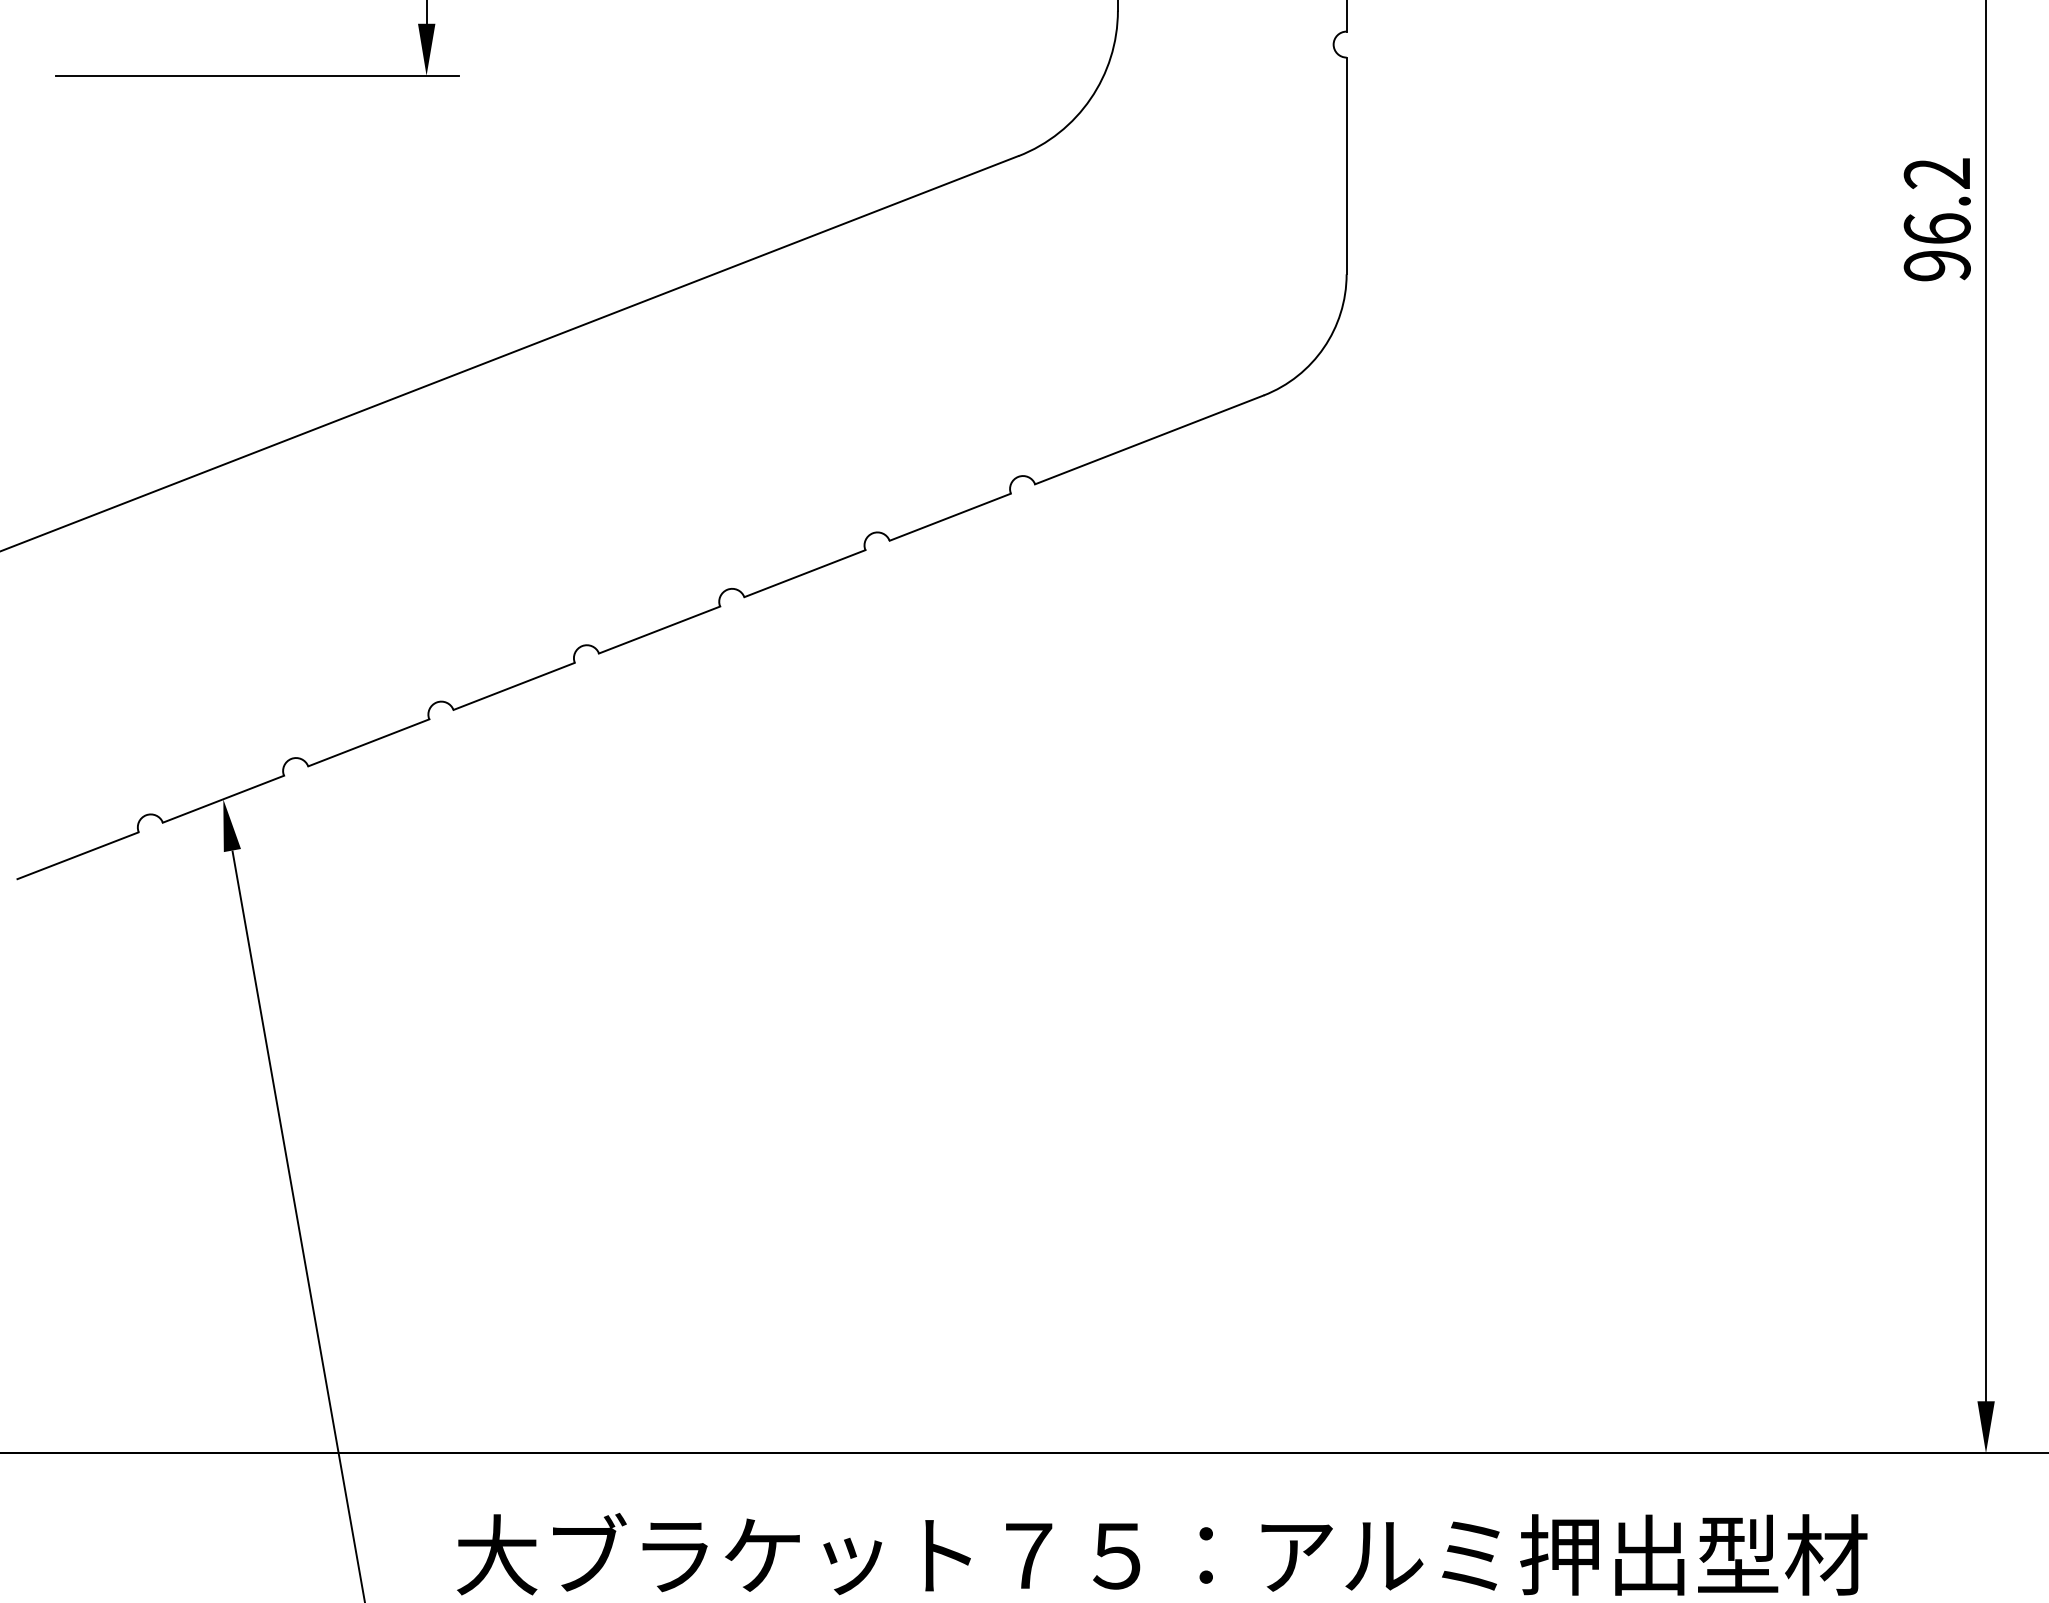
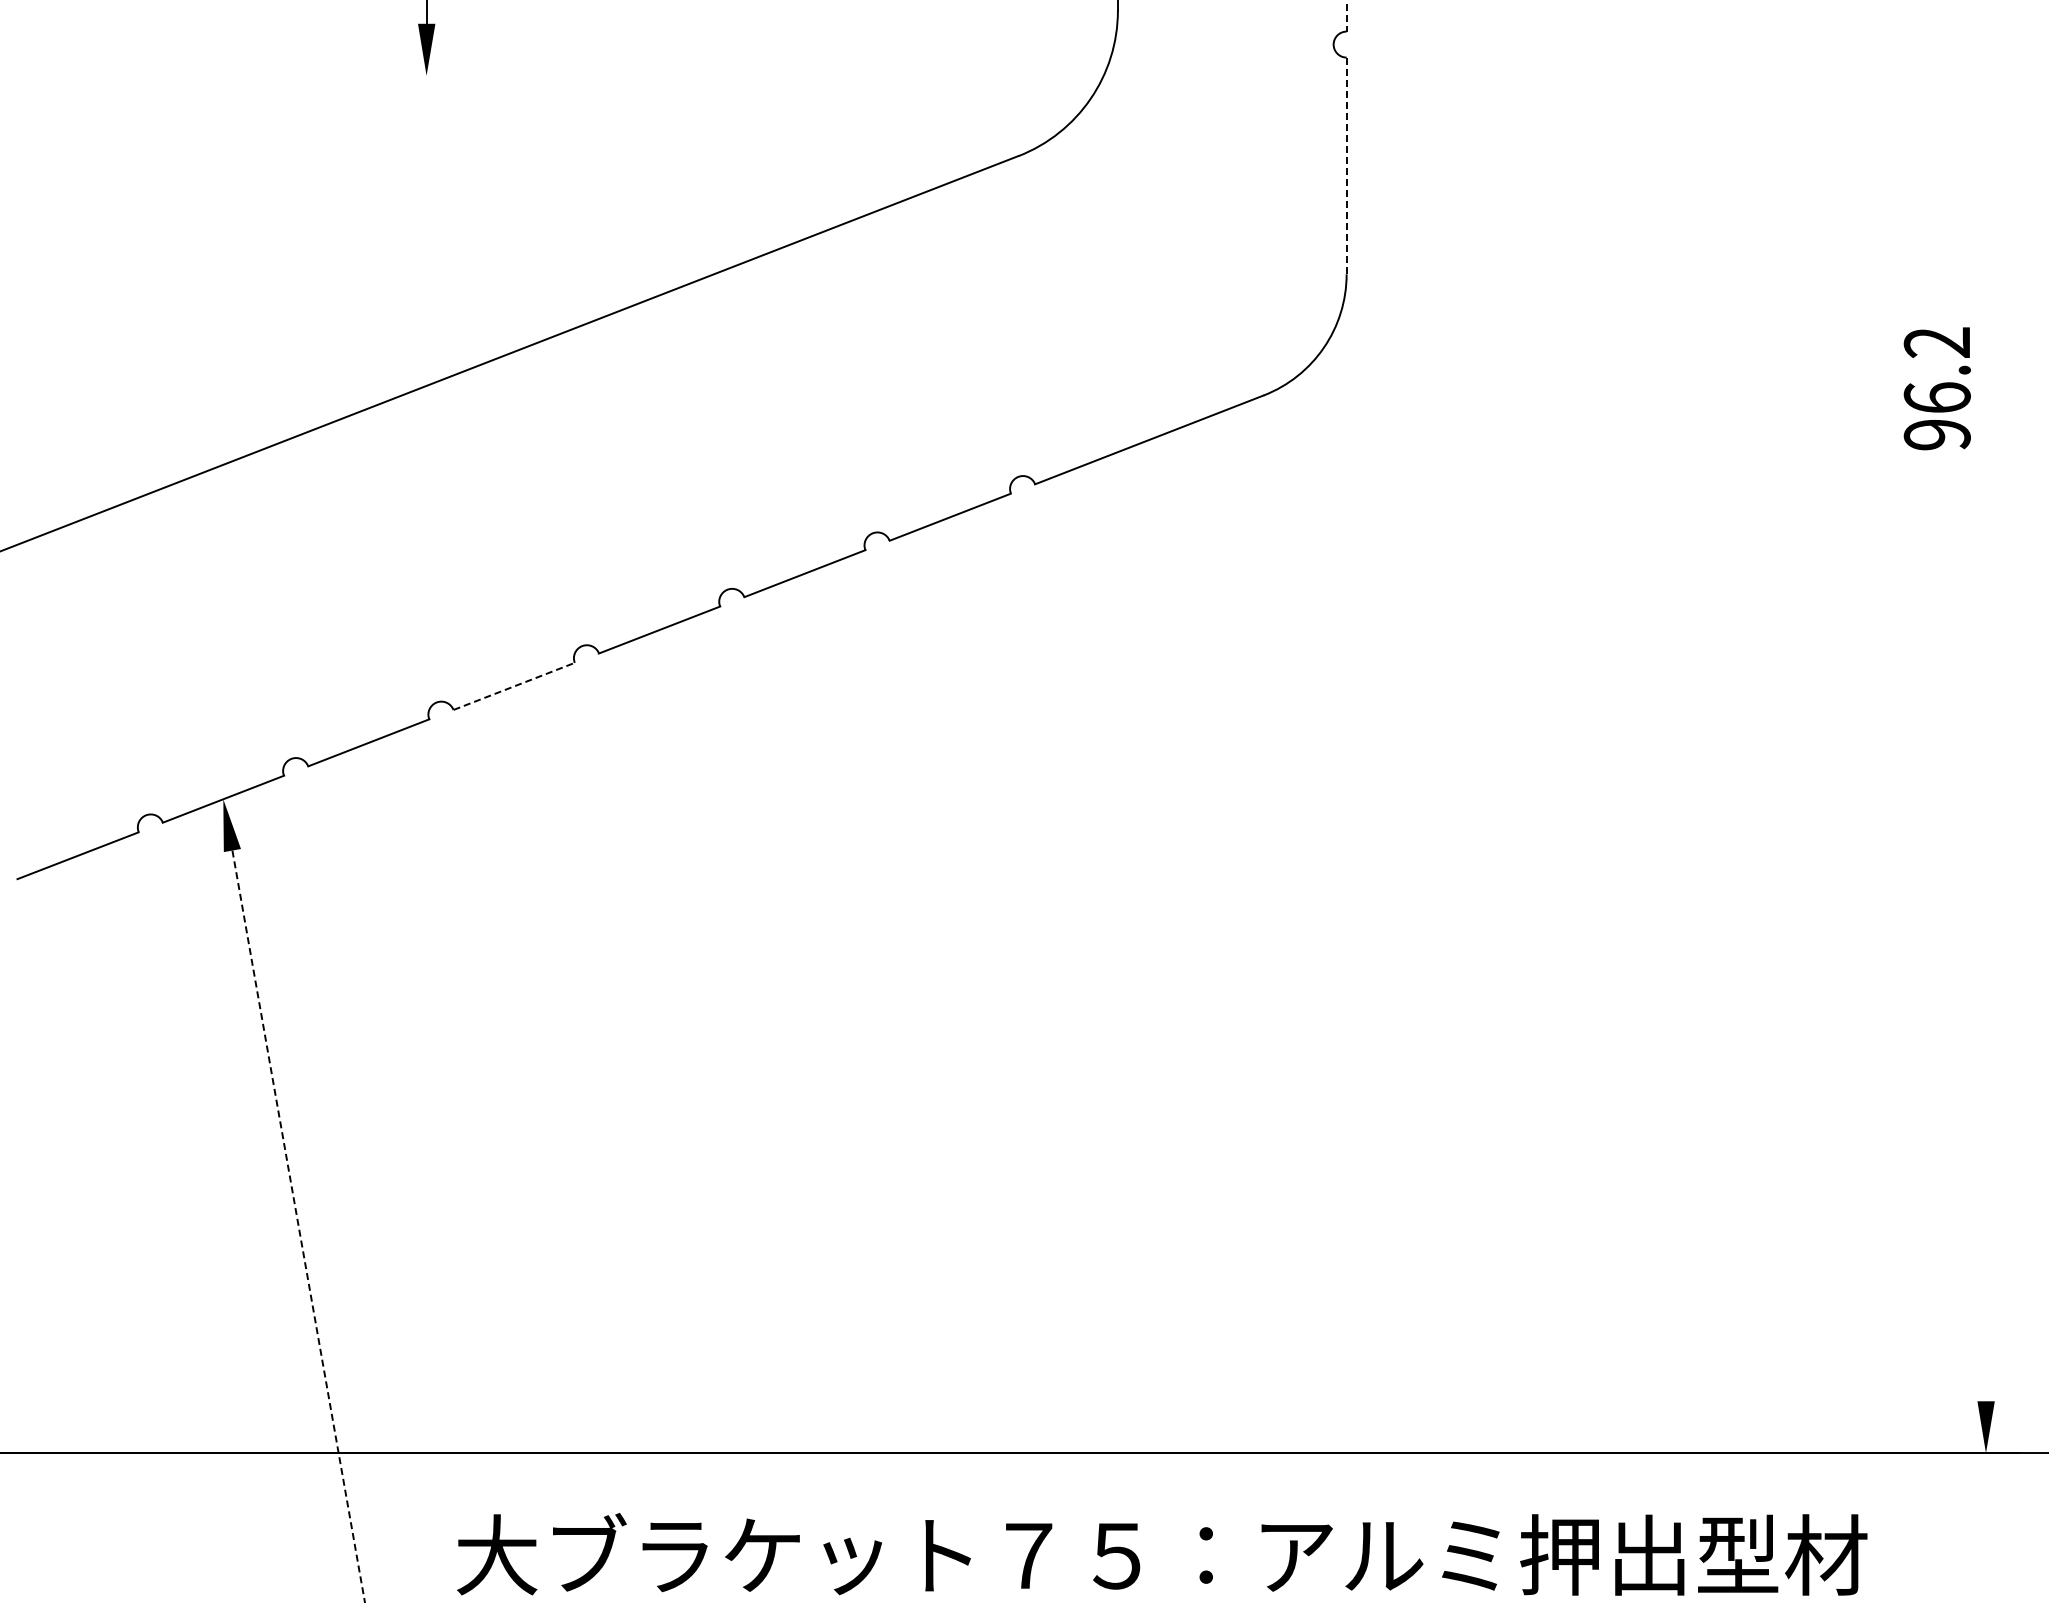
line: solid -> dashed (1346, 16)
line: present -> none (257, 75)
line: solid -> dashed (1346, 166)
text position: (1936, 219) -> (1936, 388) (1936, 388)
line: solid -> dashed (514, 686)
line: present -> none (1986, 701)
line: solid -> dashed (298, 1226)
